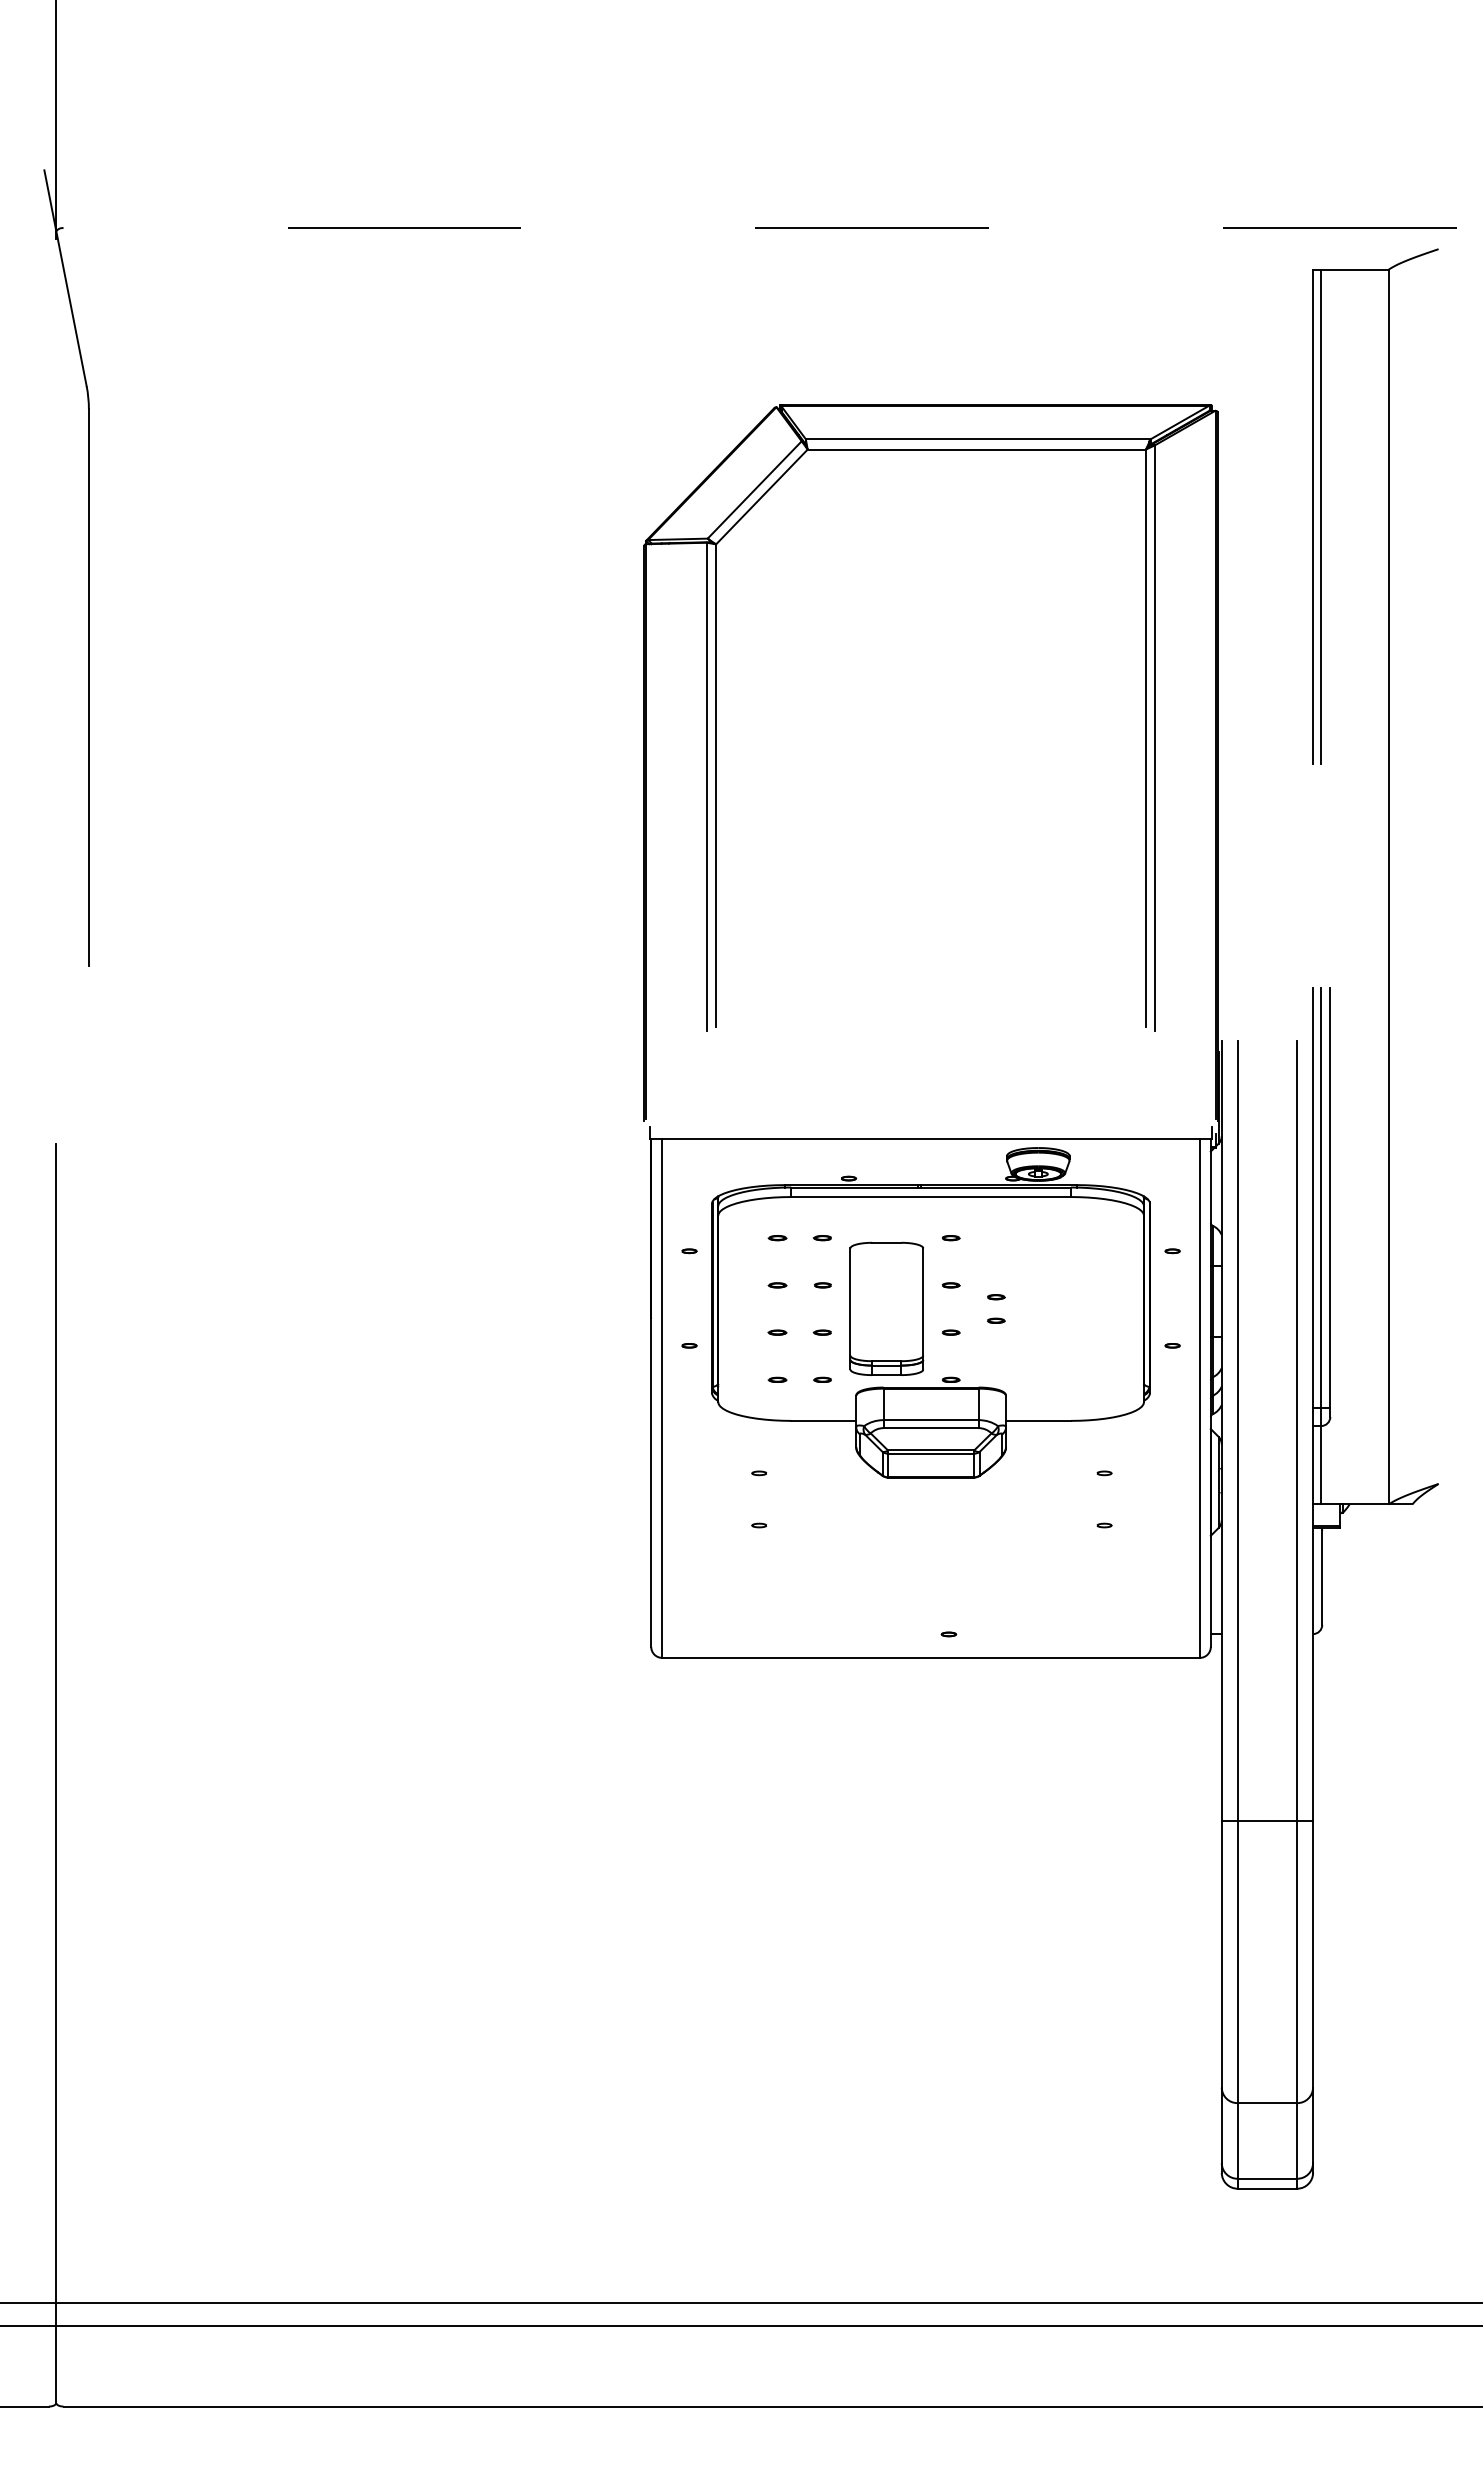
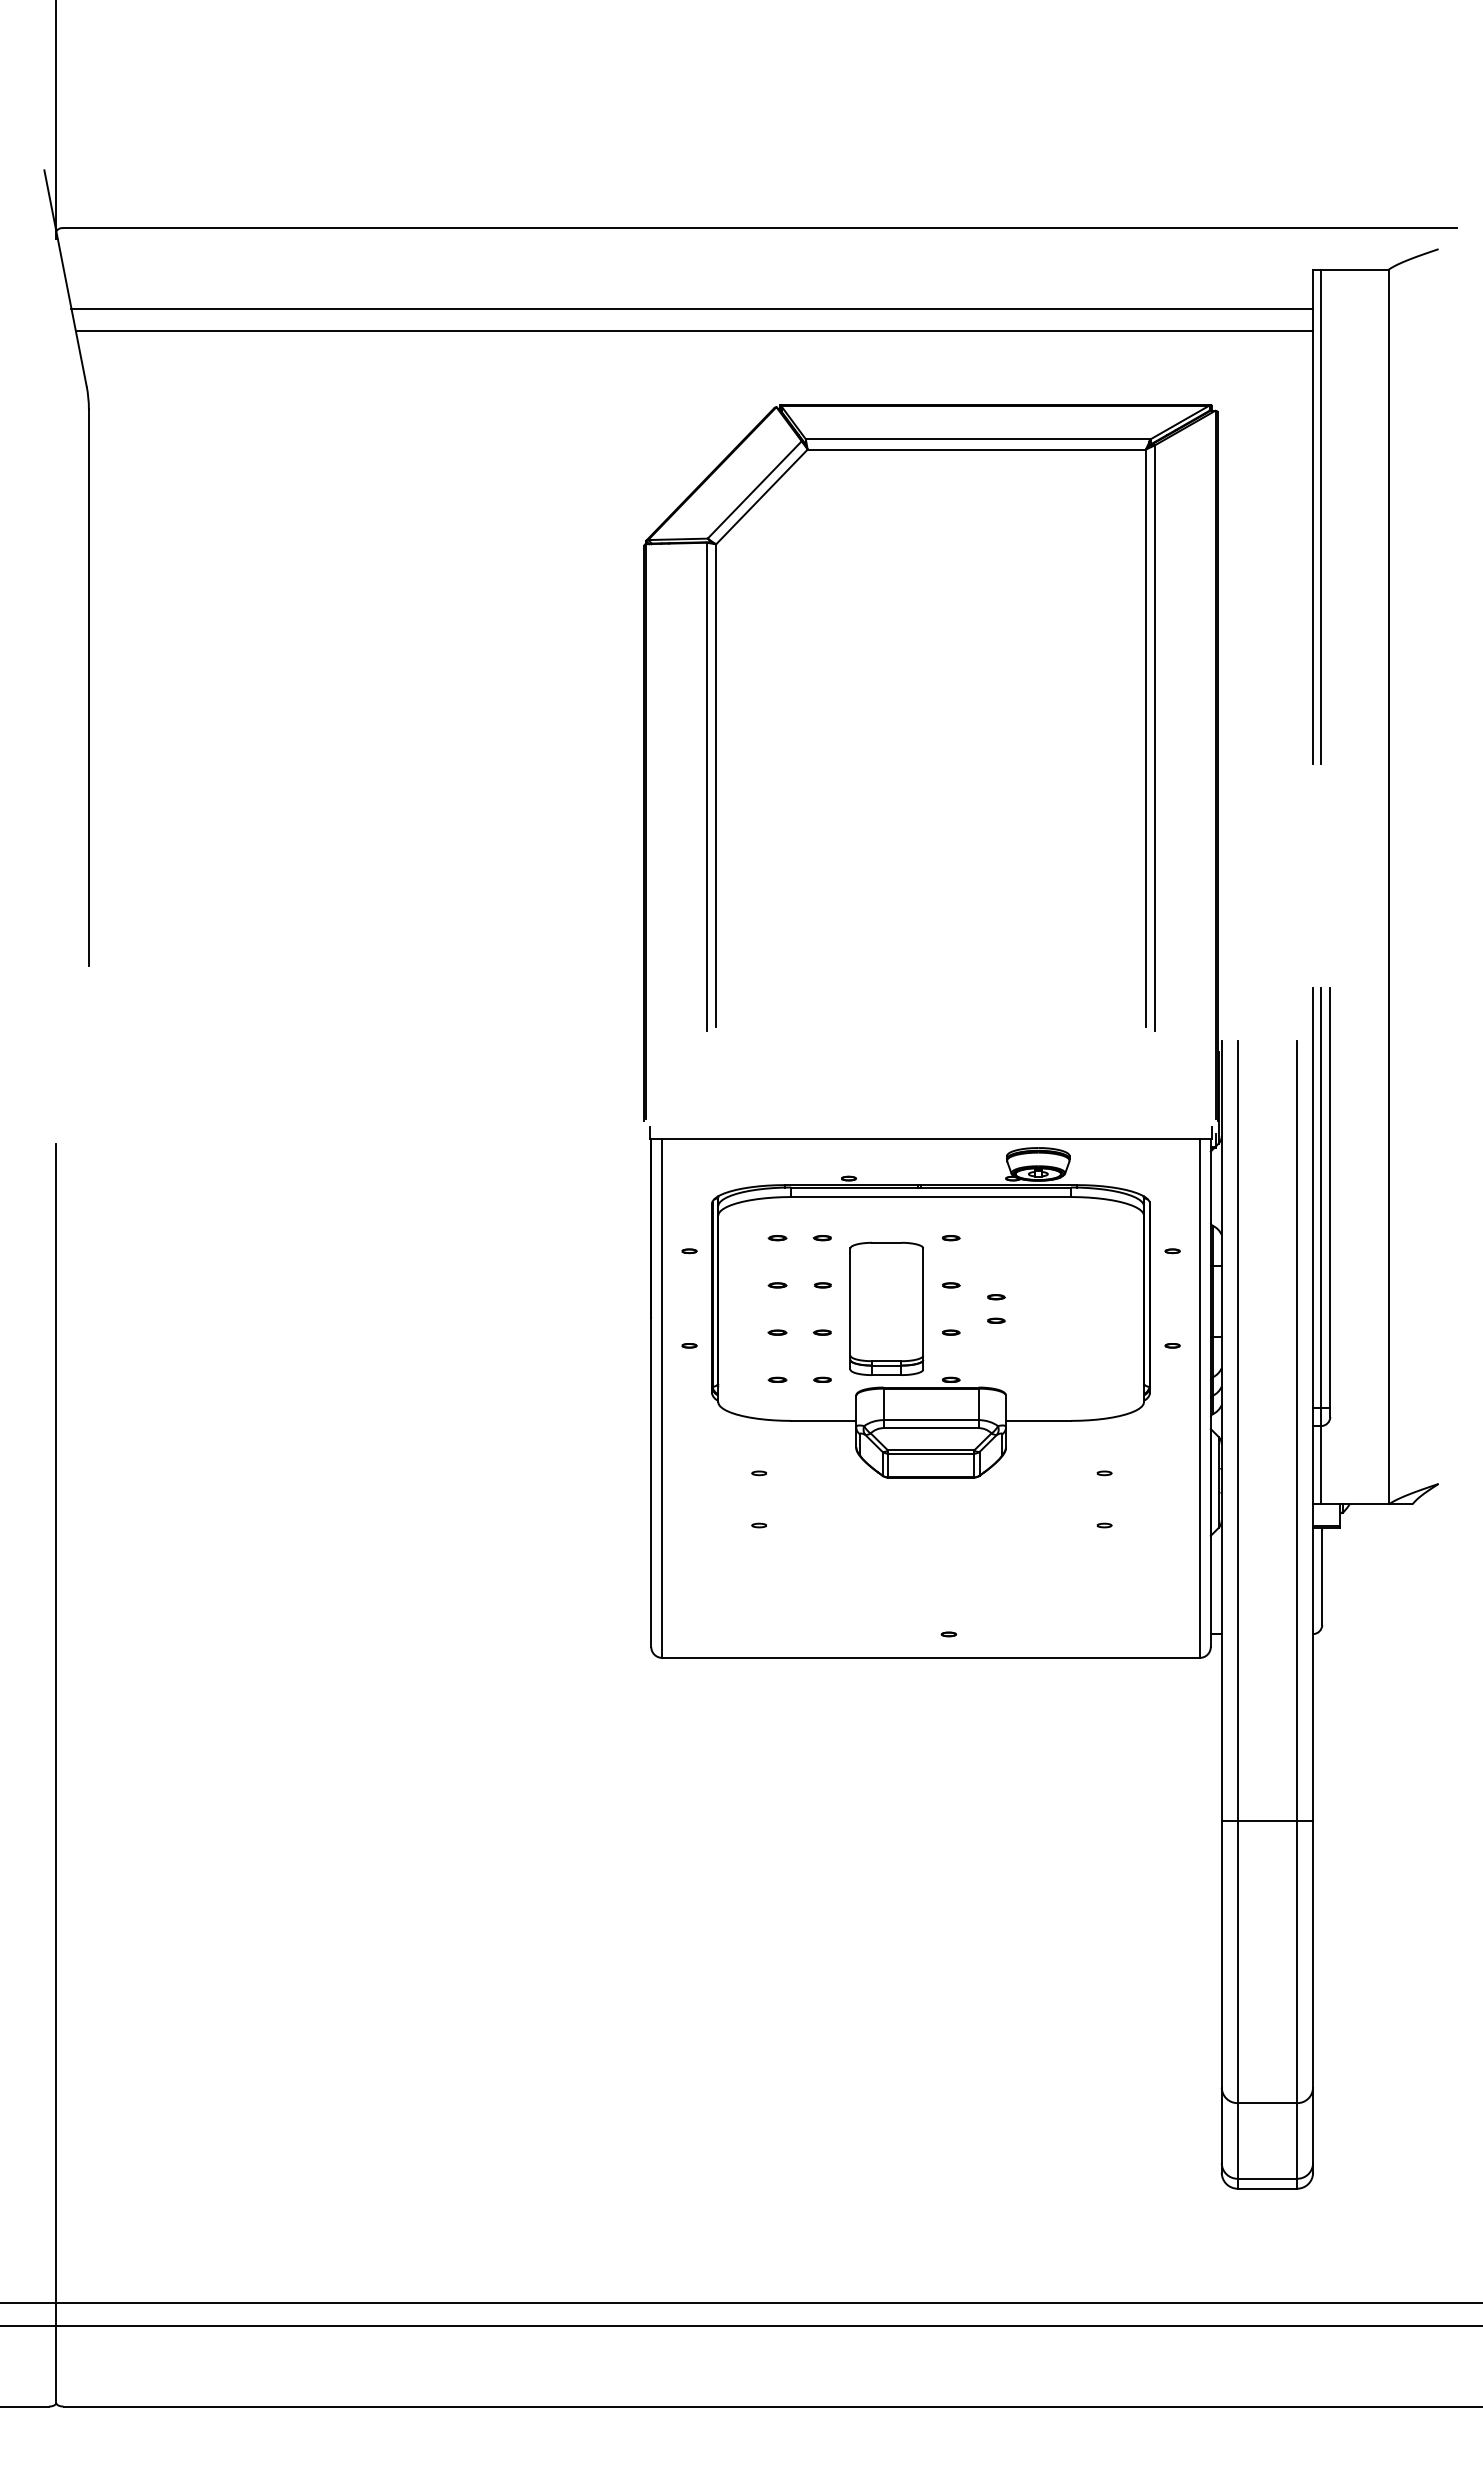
line: dashed -> solid (759, 228)
line: none -> present (692, 308)
line: none -> present (694, 331)
